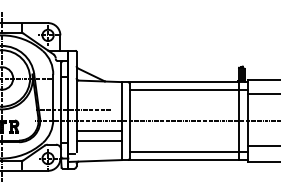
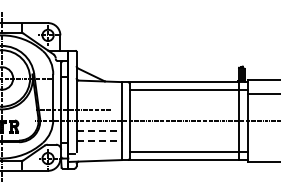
line: solid -> dashed (99, 130)
line: solid -> dashed (99, 141)
line: present -> none (262, 145)
